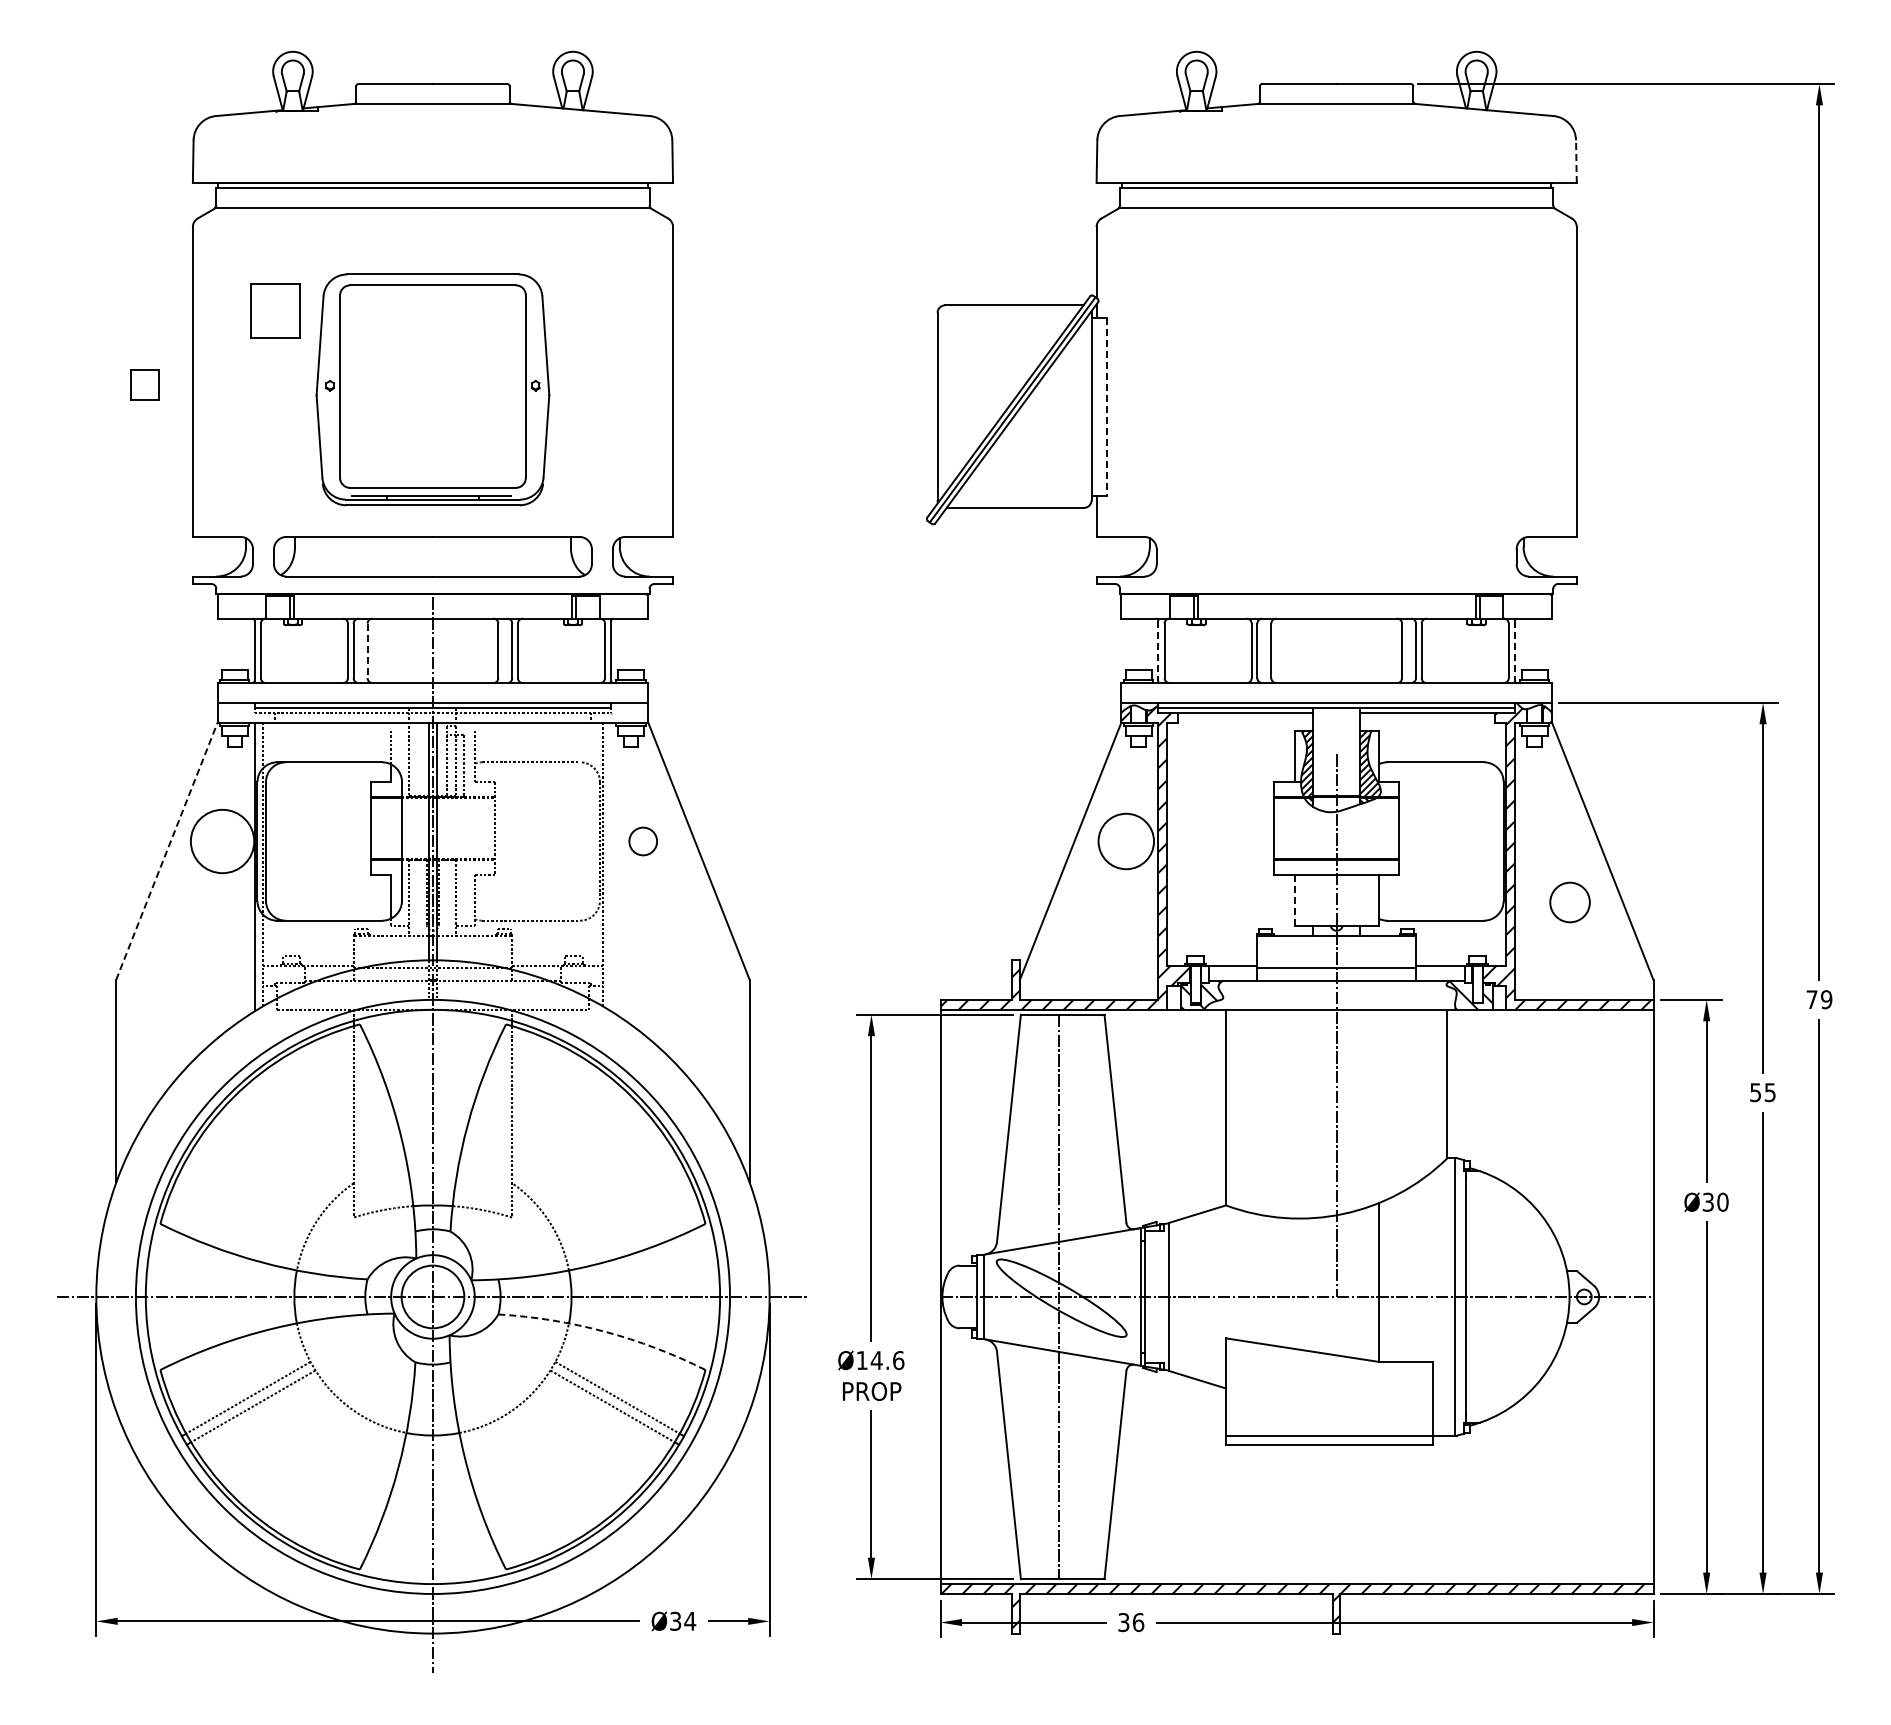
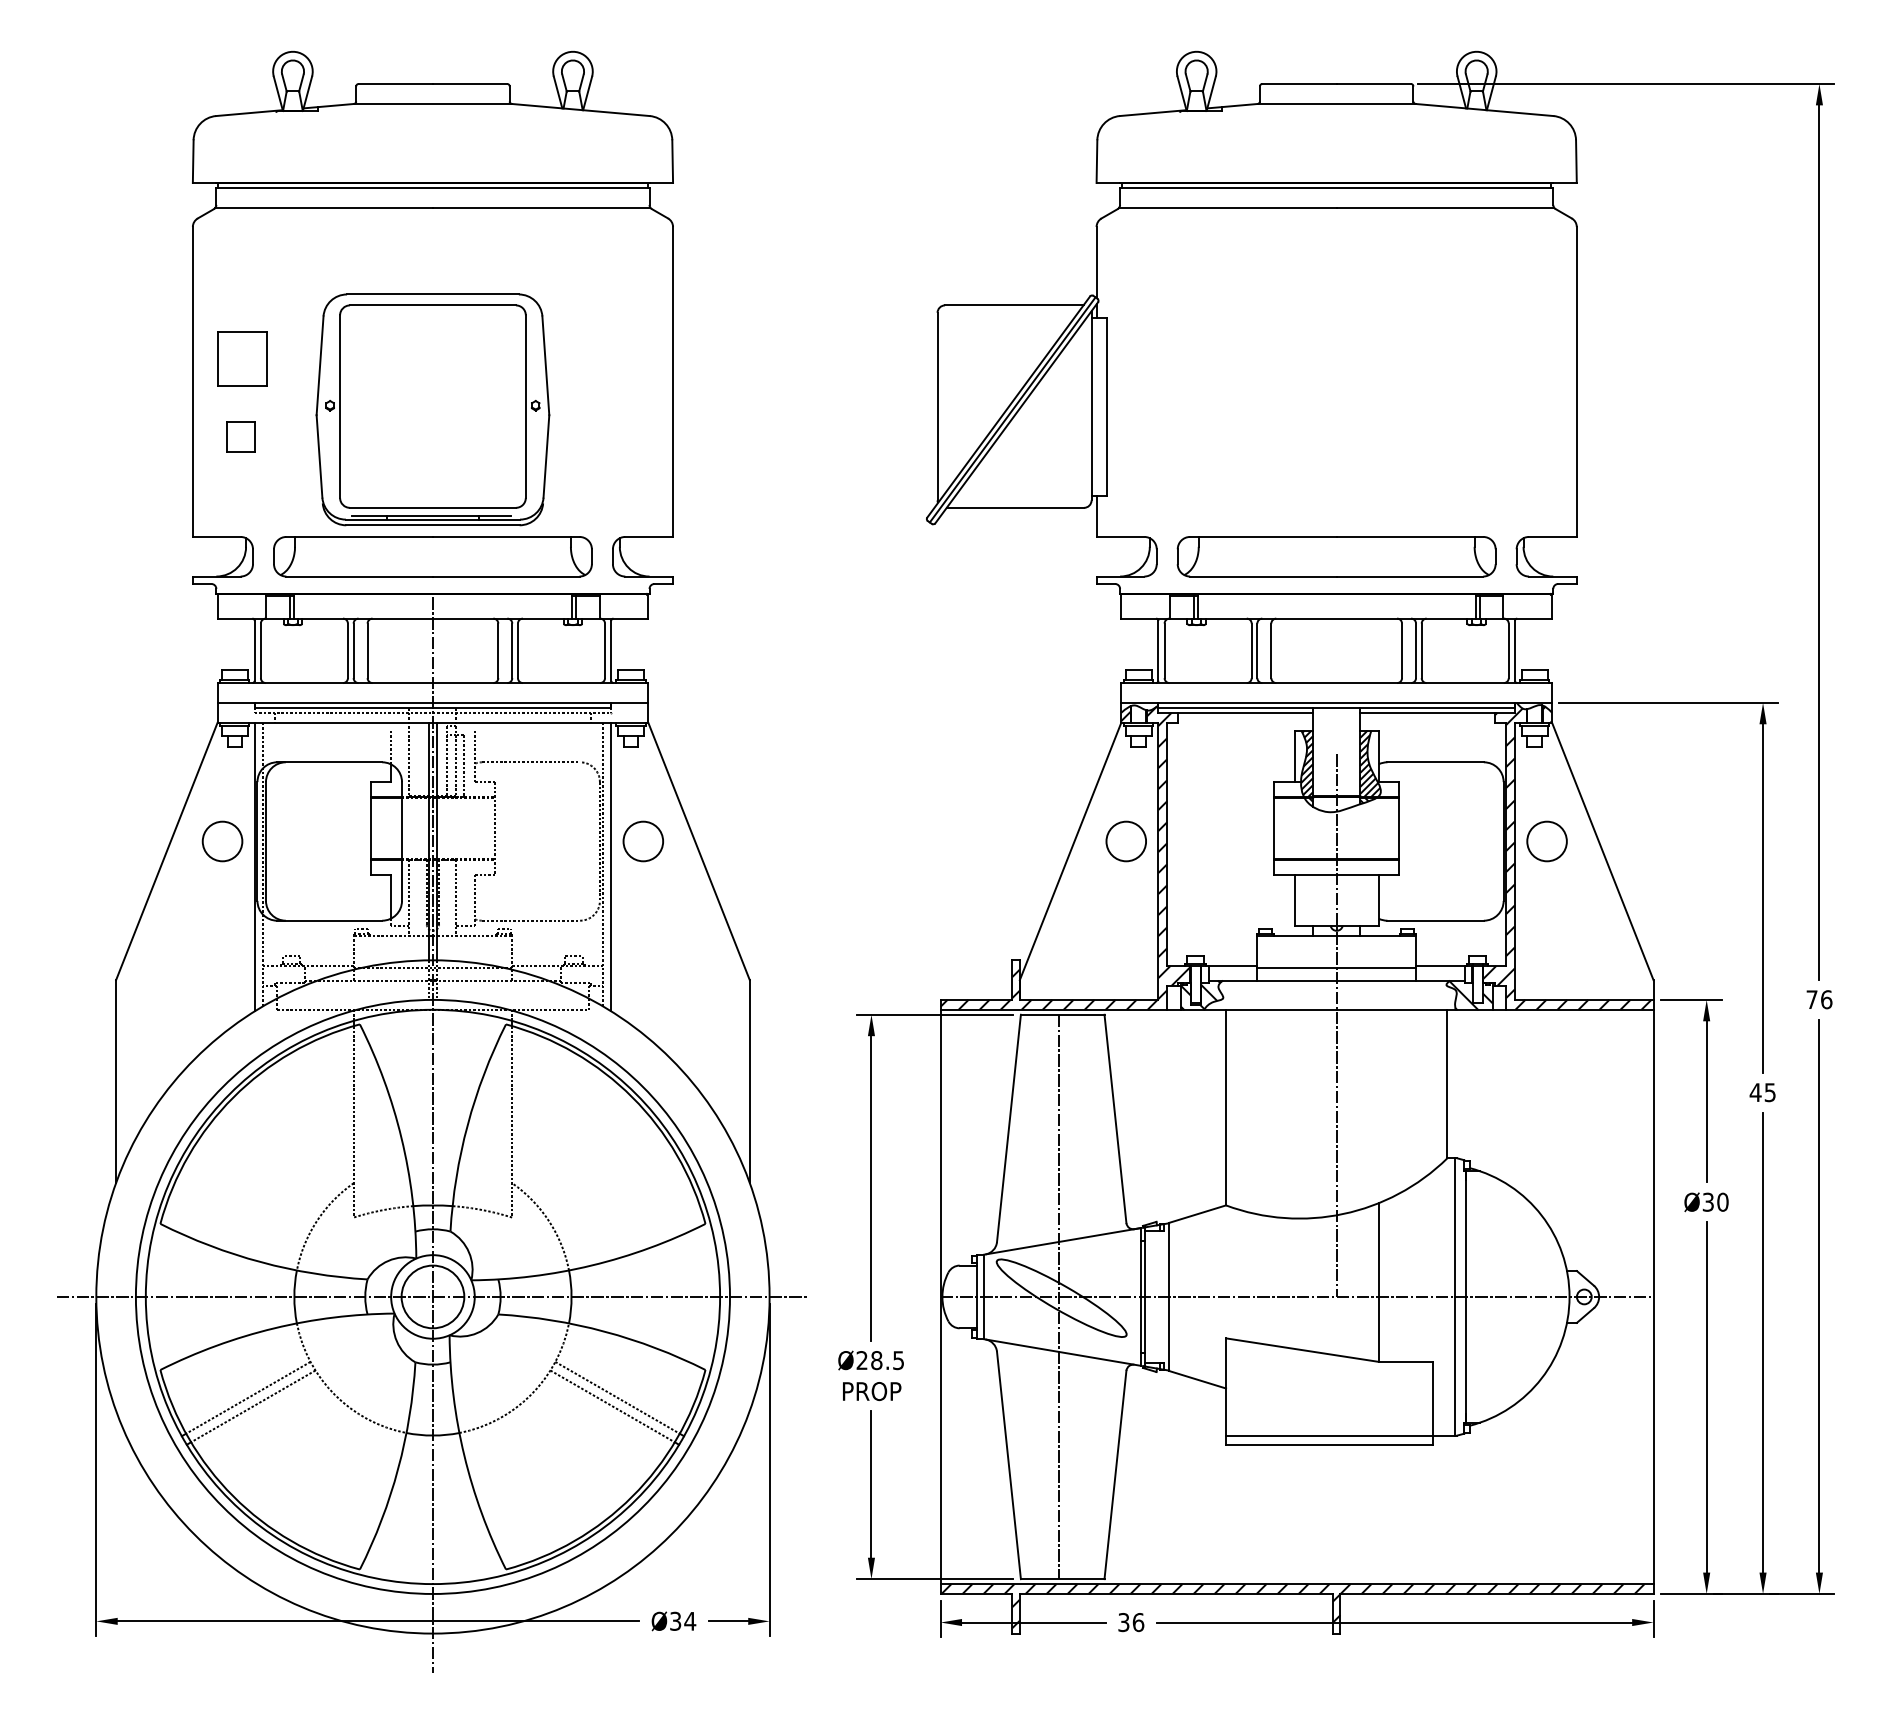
line: dashed -> solid (1576, 161)
part position: (275, 310) -> (242, 358) (242, 358)
part position: (144, 384) -> (240, 436) (240, 436)
part position: (432, 389) -> (432, 409) (432, 409)
line: dashed -> solid (1107, 407)
part: none -> present (1336, 556)
line: dashed -> solid (1158, 650)
line: dashed -> solid (1514, 650)
line: dashed -> solid (367, 651)
circle diameter: 63 px -> 40 px (222, 841)
circle size: 30x31 px -> 42x43 px (642, 841)
circle diameter: 55 px -> 40 px (1126, 841)
line: dashed -> solid (167, 850)
line: none -> present (611, 866)
line: dashed -> solid (1294, 900)
circle position: (1569, 902) -> (1546, 841) (1546, 841)
text: 79 -> 76 (1826, 999)
text: 55 -> 45 (1755, 1092)
arc: dashed -> solid (604, 1331)
text: Ø14.6 -> Ø28.5 (880, 1360)
